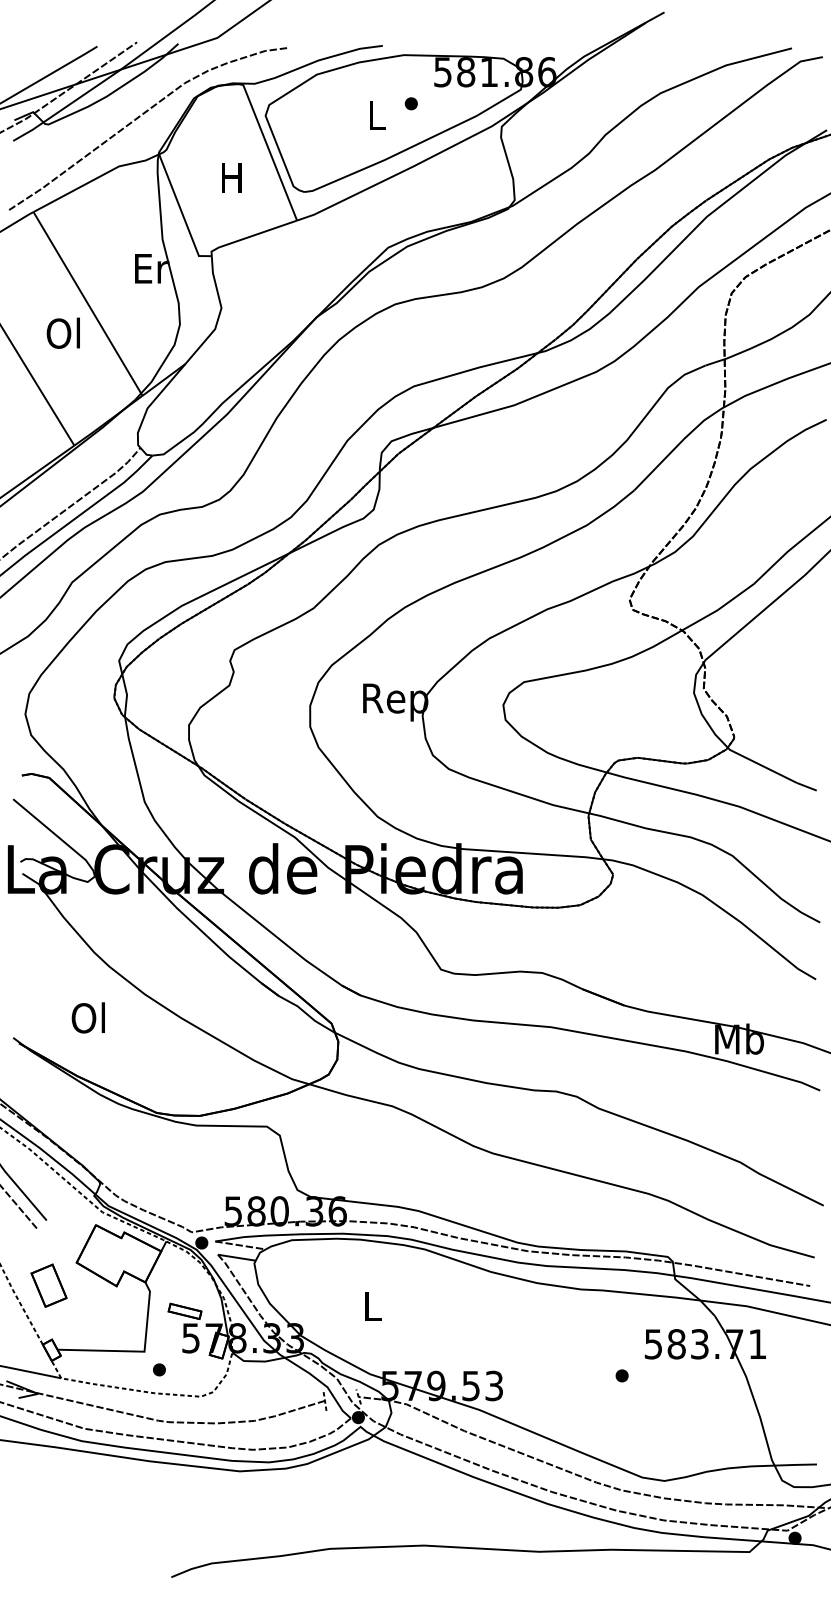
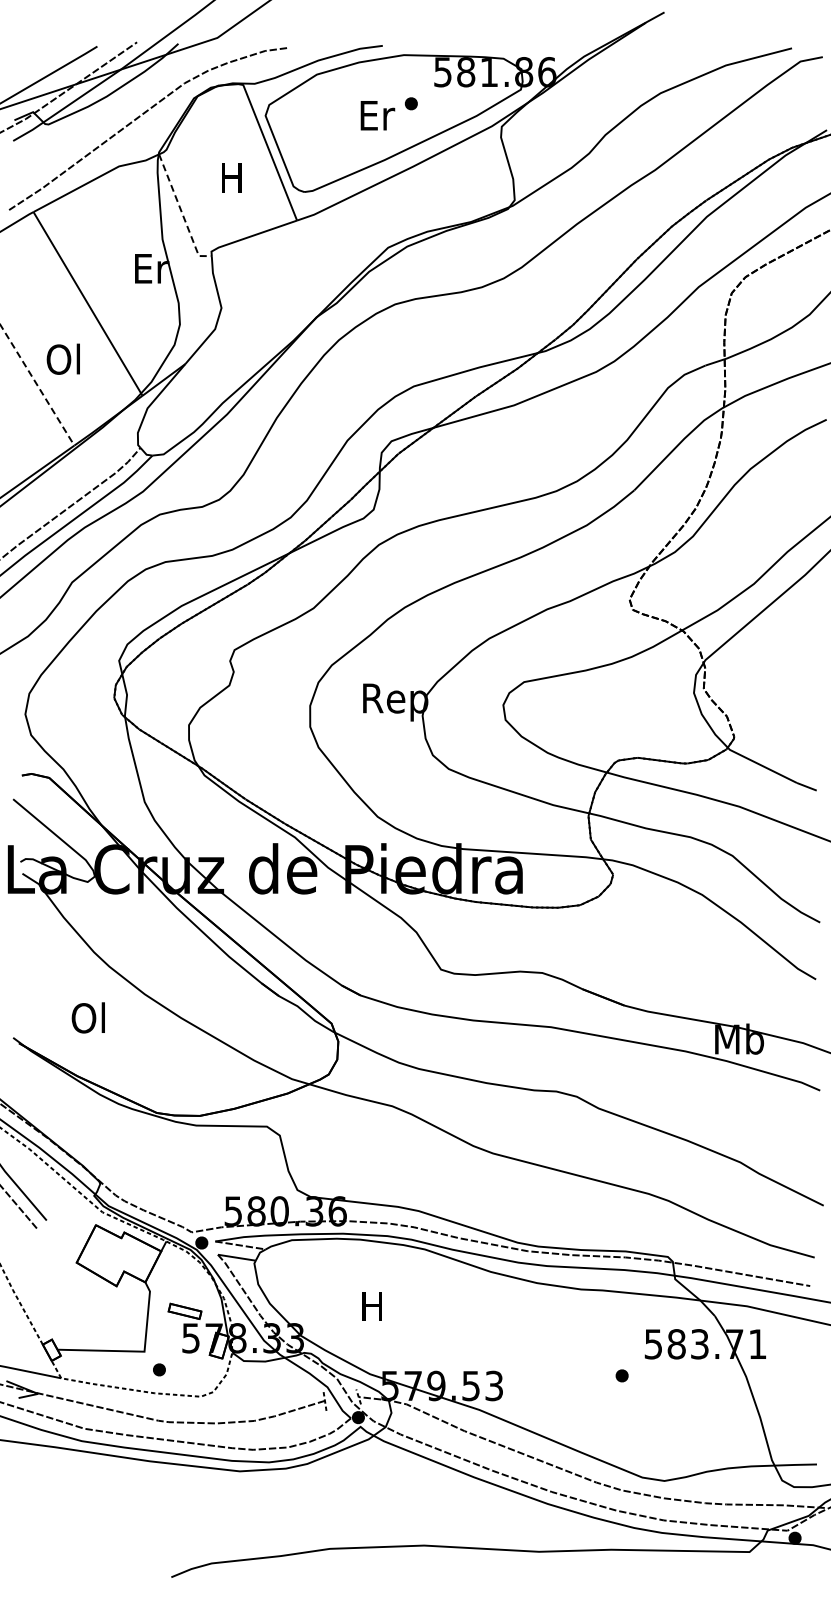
text: L -> Er (377, 115)
line: solid -> dashed (181, 211)
text position: (62, 332) -> (62, 358) (62, 358)
line: solid -> dashed (37, 385)
part: present -> none (48, 1285)
text: L -> H (371, 1306)
